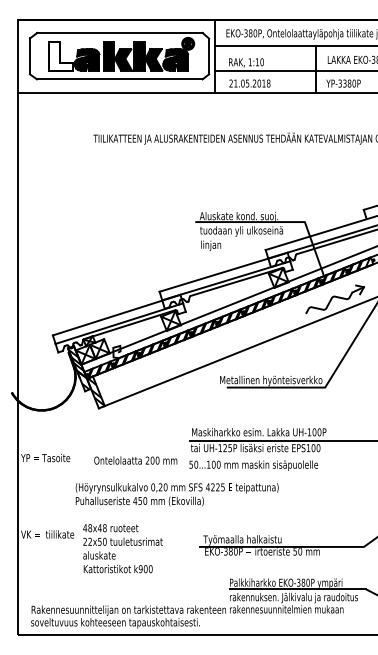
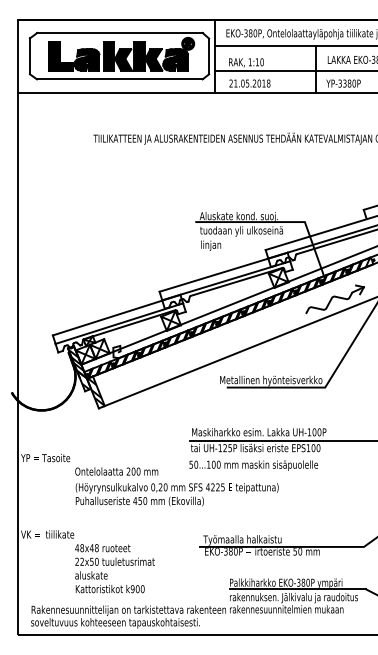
fill: none -> present (60, 56)
text position: (135, 460) -> (116, 471) (116, 471)
text position: (122, 548) -> (114, 568) (114, 568)
